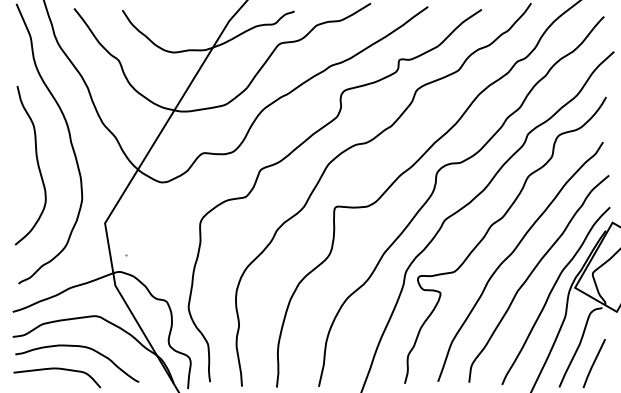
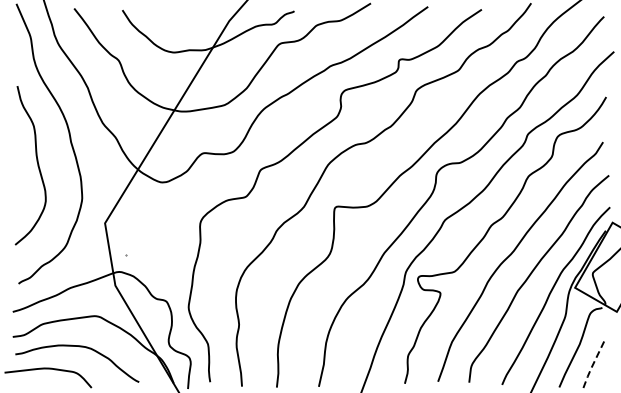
line: solid -> dashed (593, 363)
curve position: (57, 369) -> (48, 369) (48, 369)
